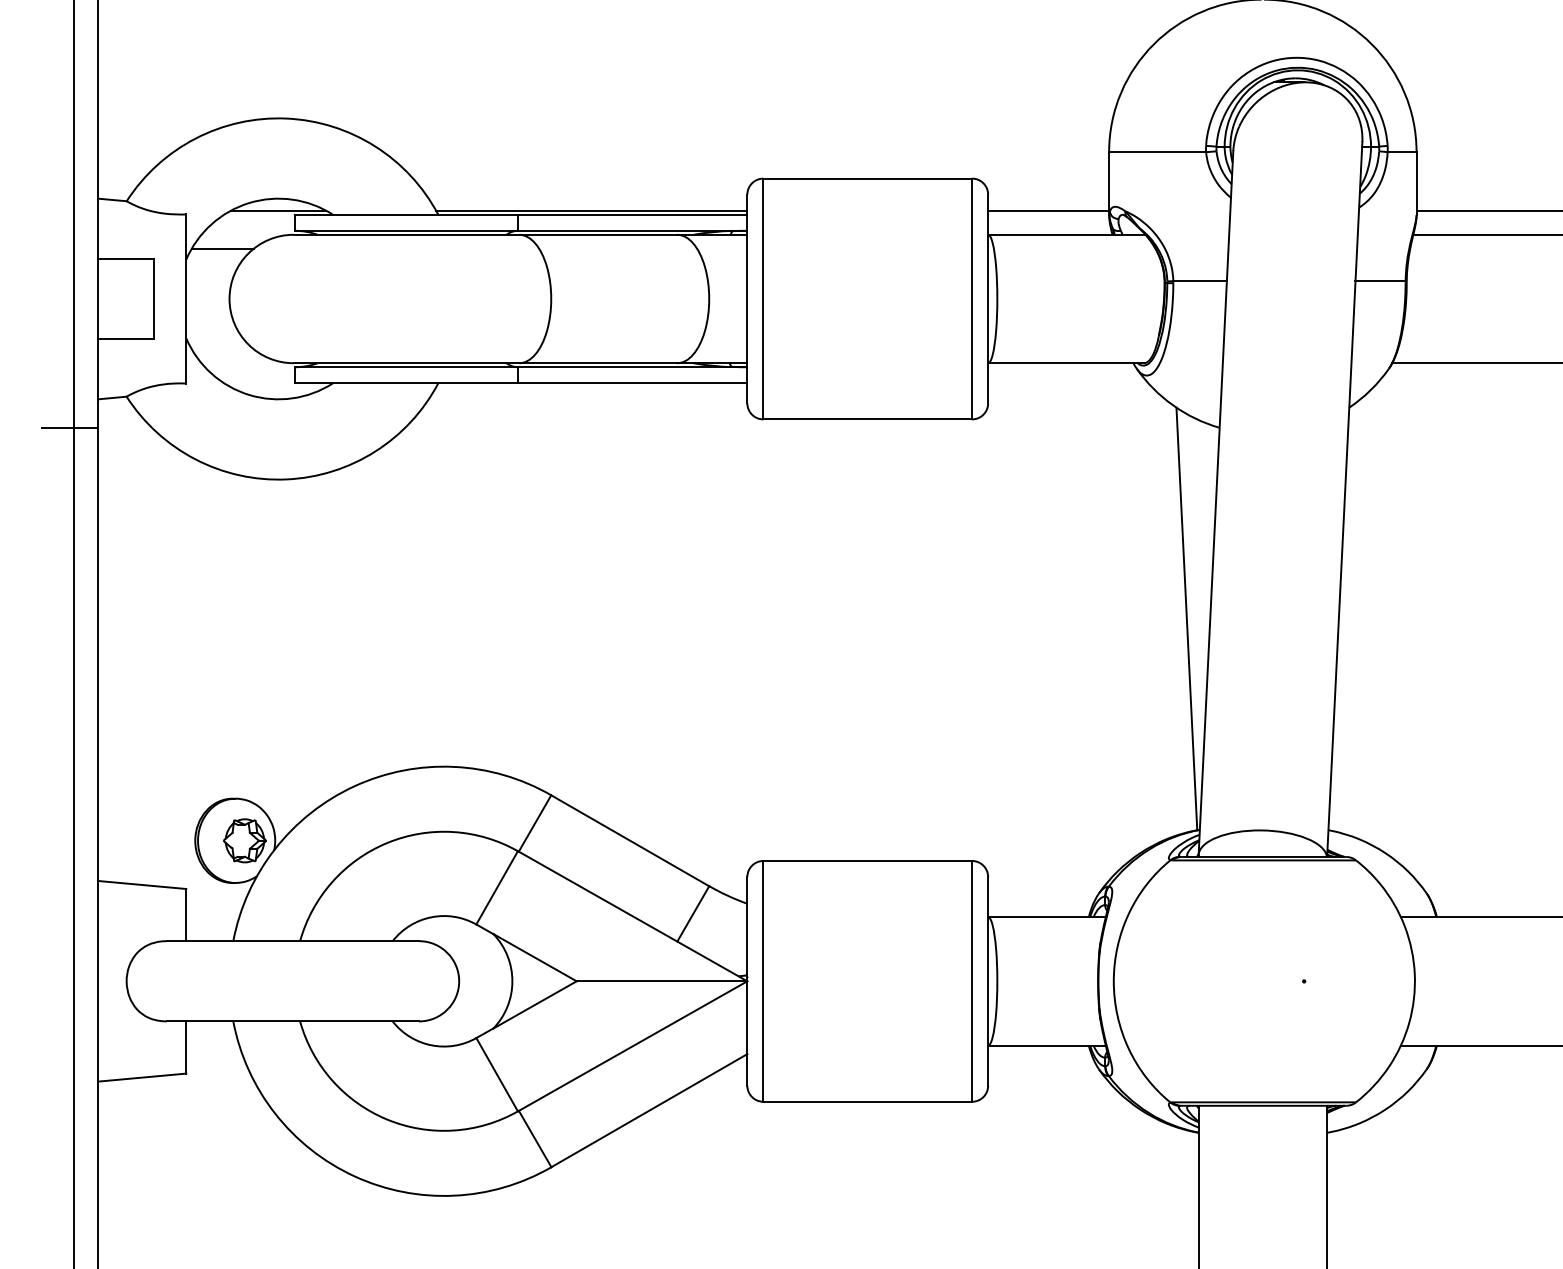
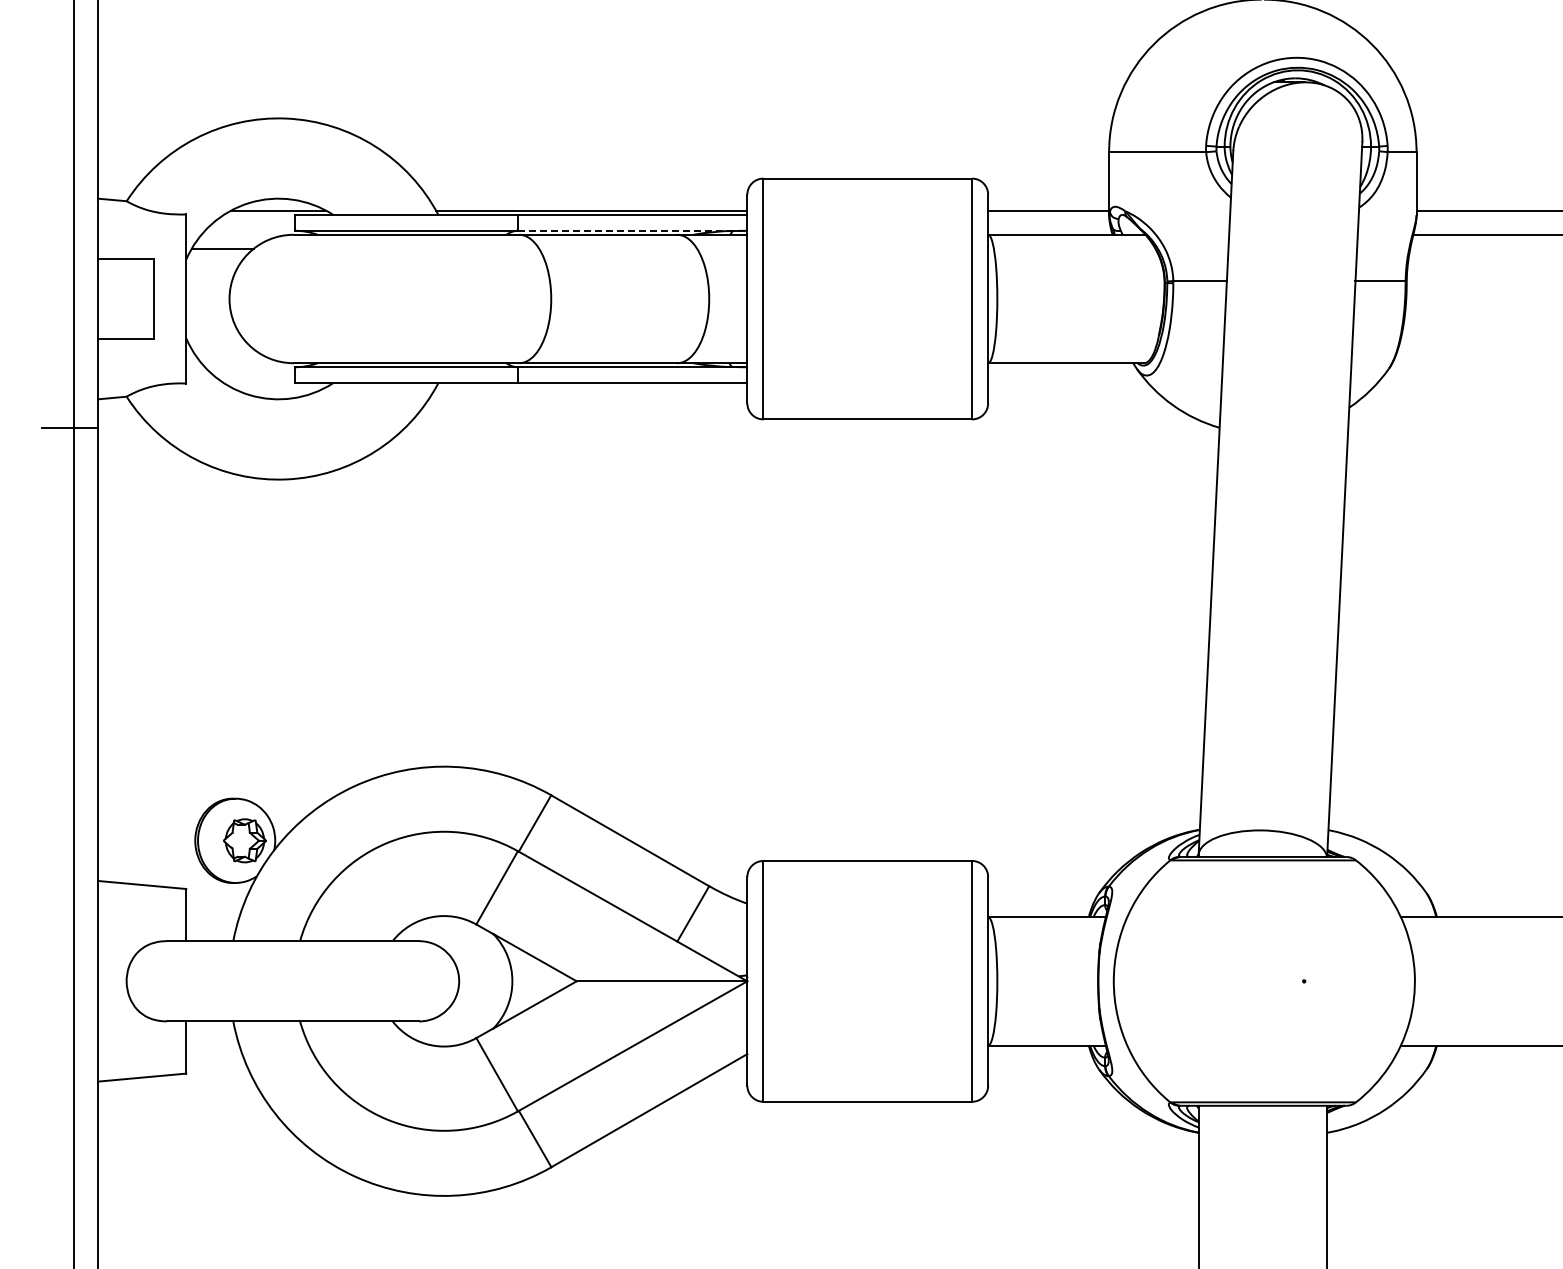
line: solid -> dashed (632, 230)
line: present -> none (1475, 363)
line: present -> none (1186, 618)
